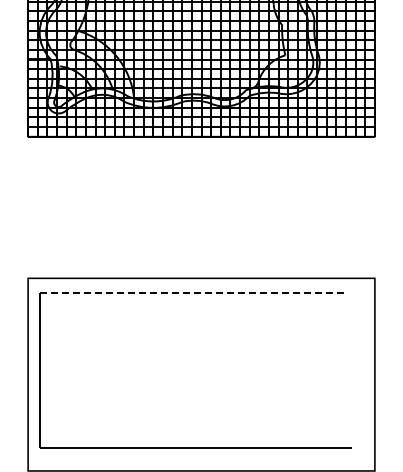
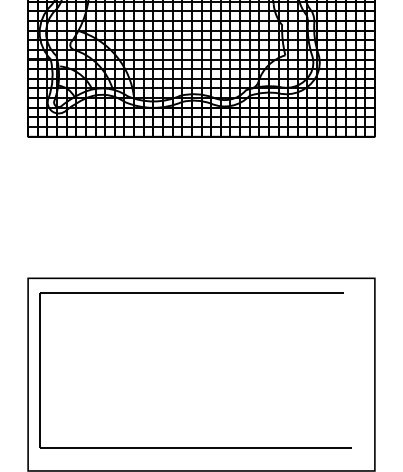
line: dashed -> solid (192, 293)
